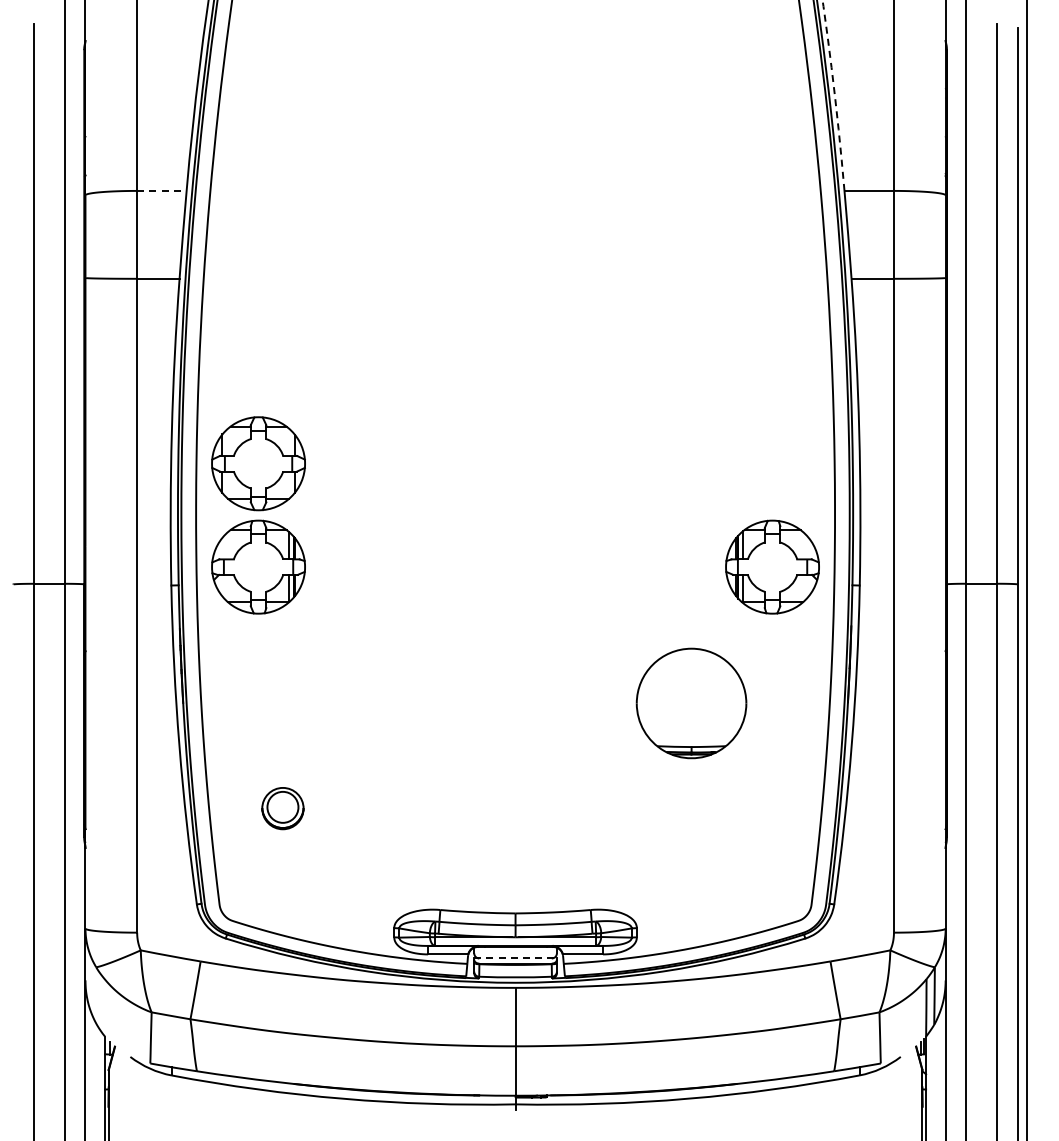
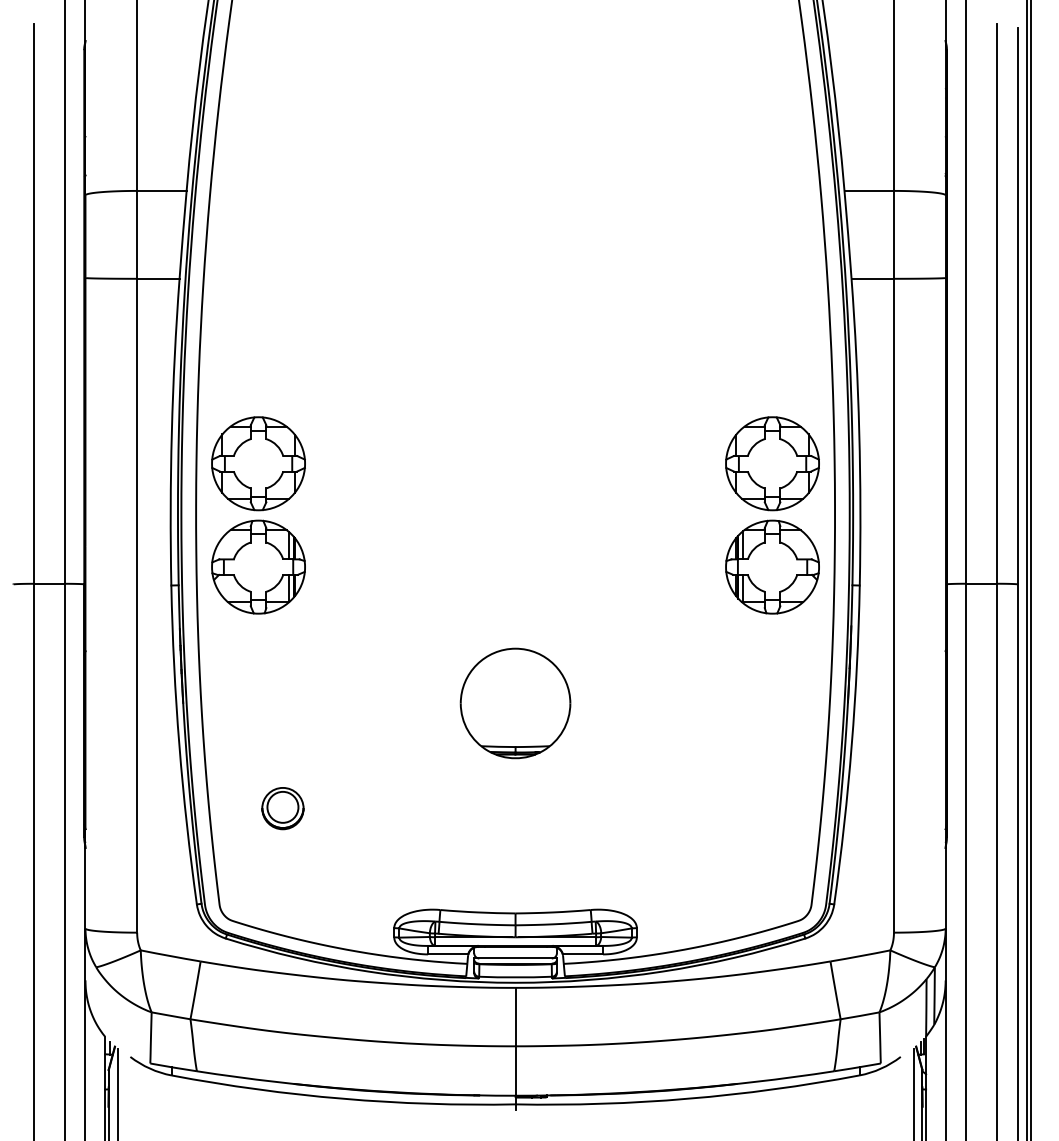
arc: dashed -> solid (834, 95)
line: dashed -> solid (161, 190)
part: none -> present (772, 463)
line: none -> present (1031, 569)
part position: (691, 703) -> (515, 703) (515, 703)
line: dashed -> solid (516, 958)
line: none -> present (117, 1092)
line: none -> present (913, 1092)
